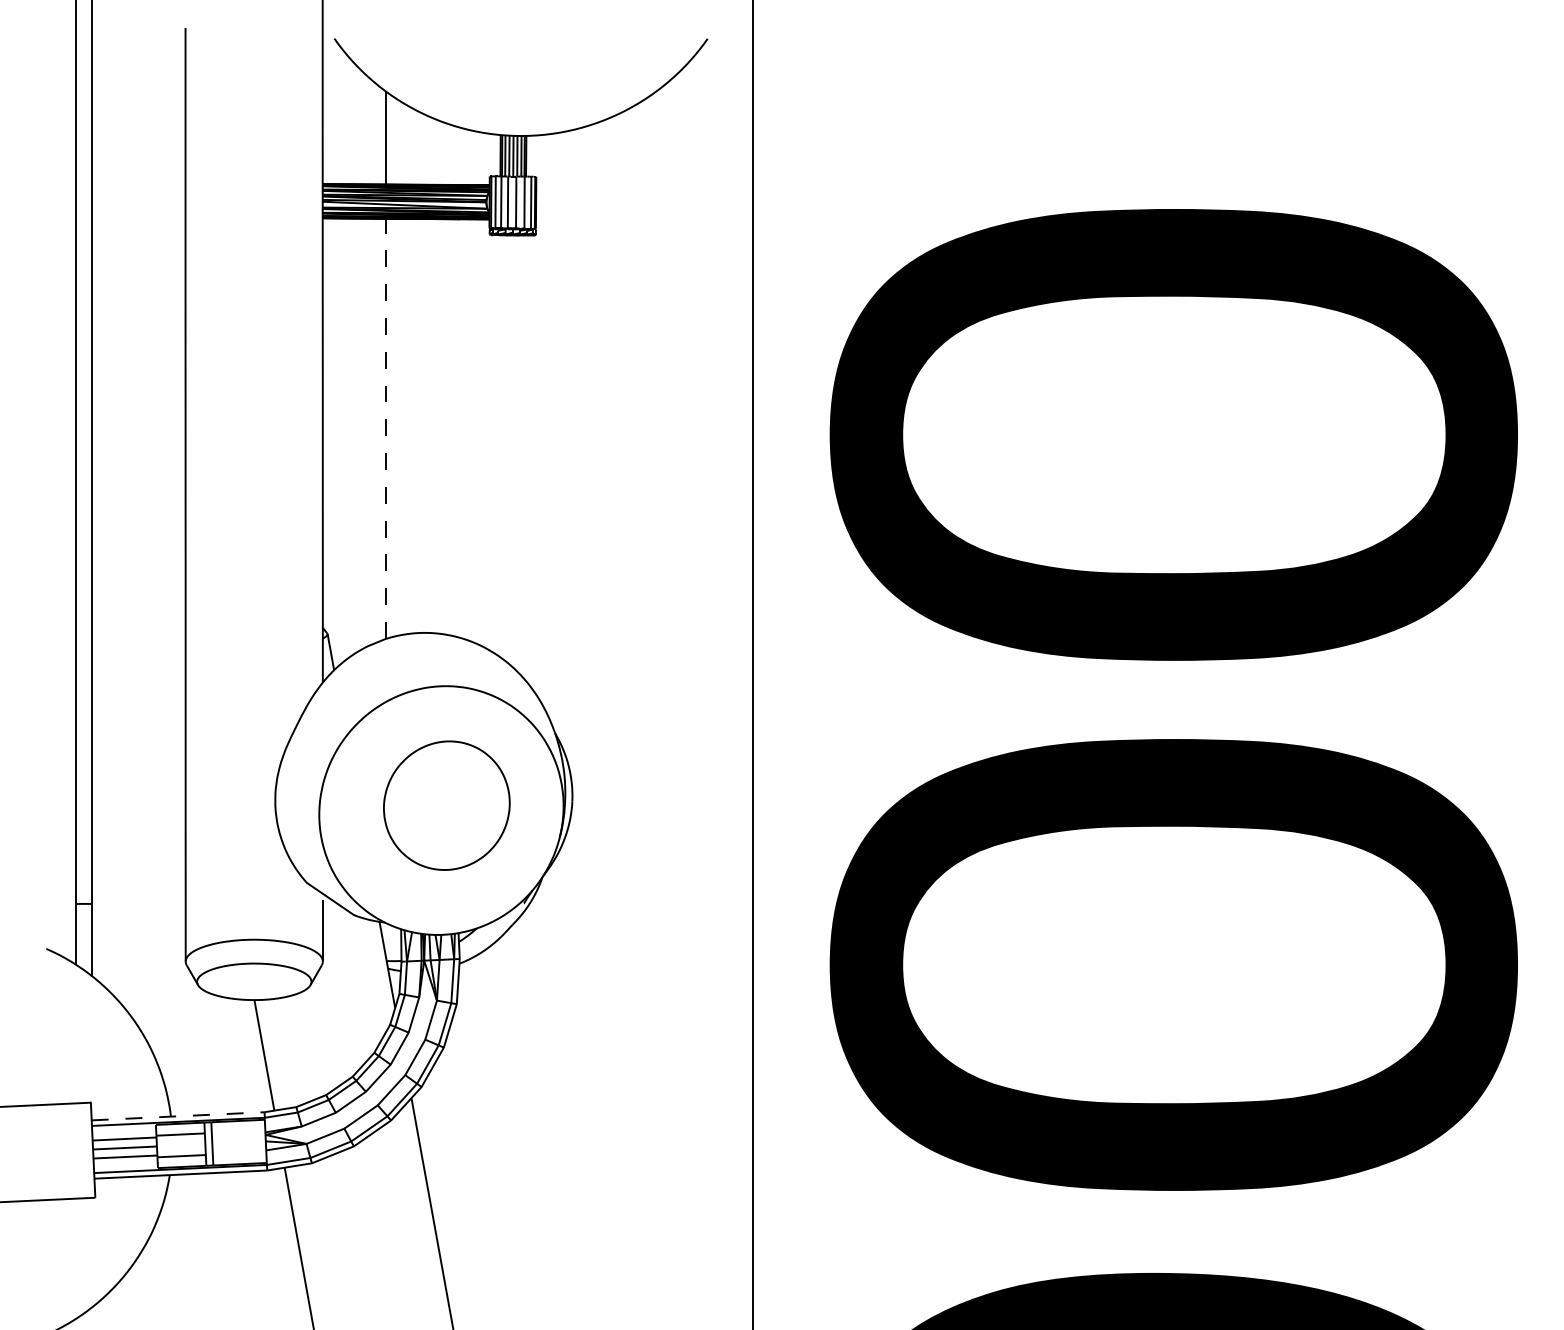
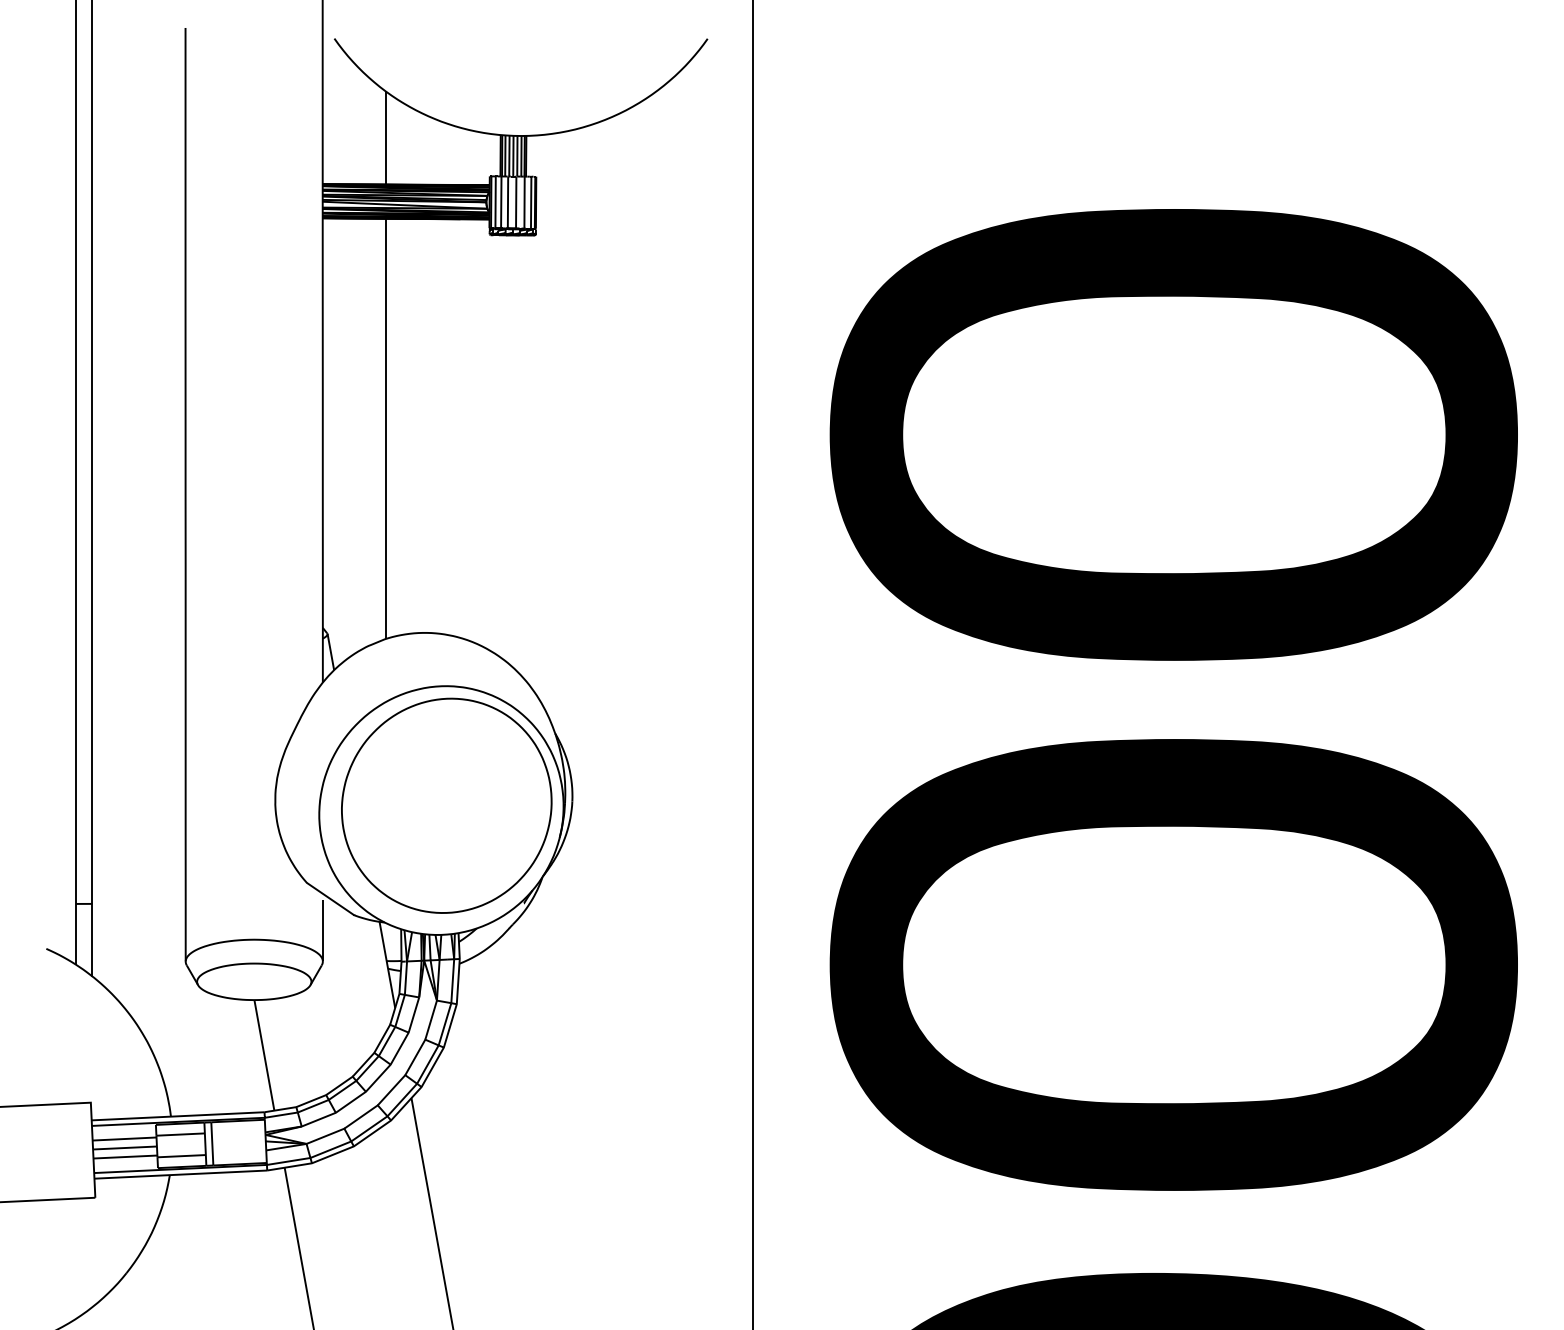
line: dashed -> solid (386, 428)
part size: 128x131 px -> 212x217 px (446, 805)
line: dashed -> solid (178, 1116)
